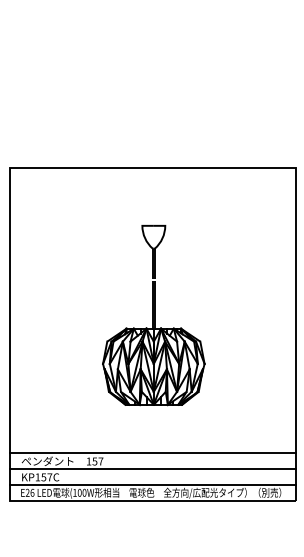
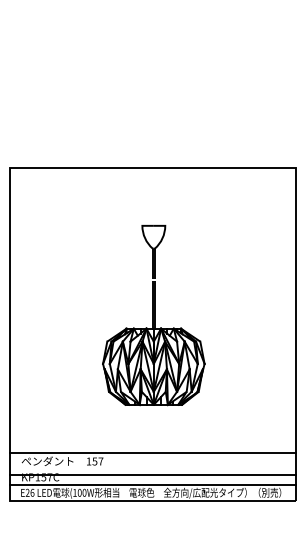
line position: (152, 469) -> (152, 475) (152, 475)
